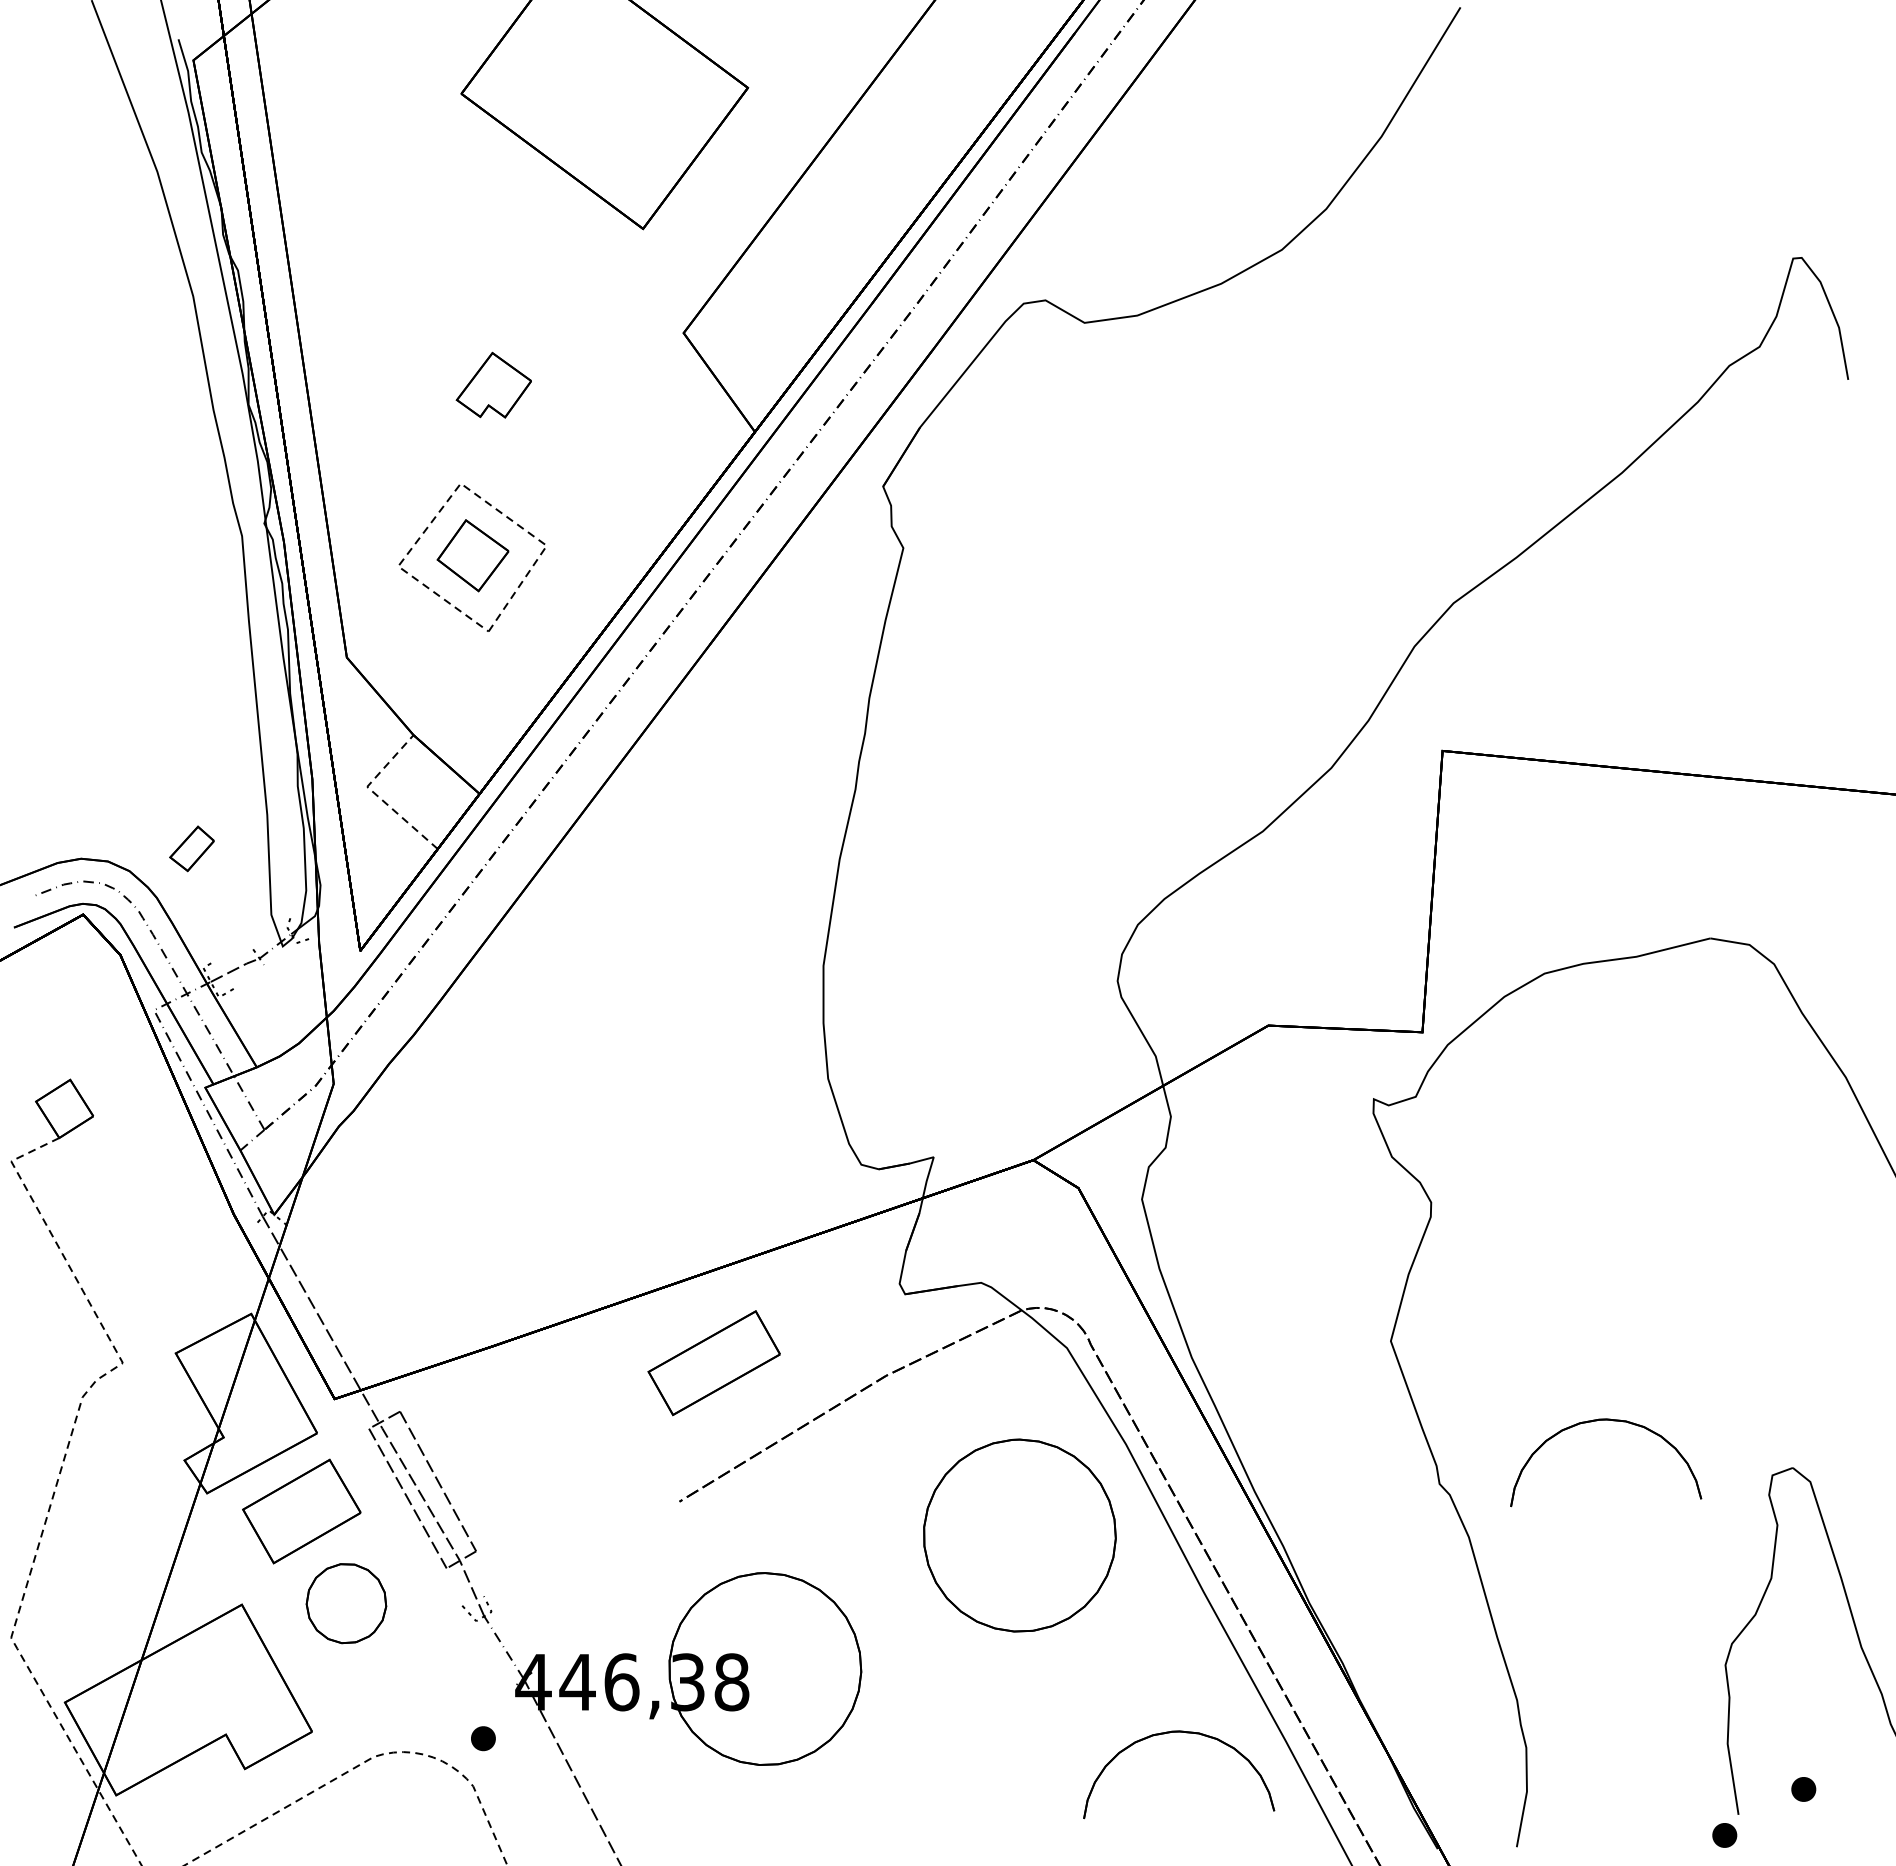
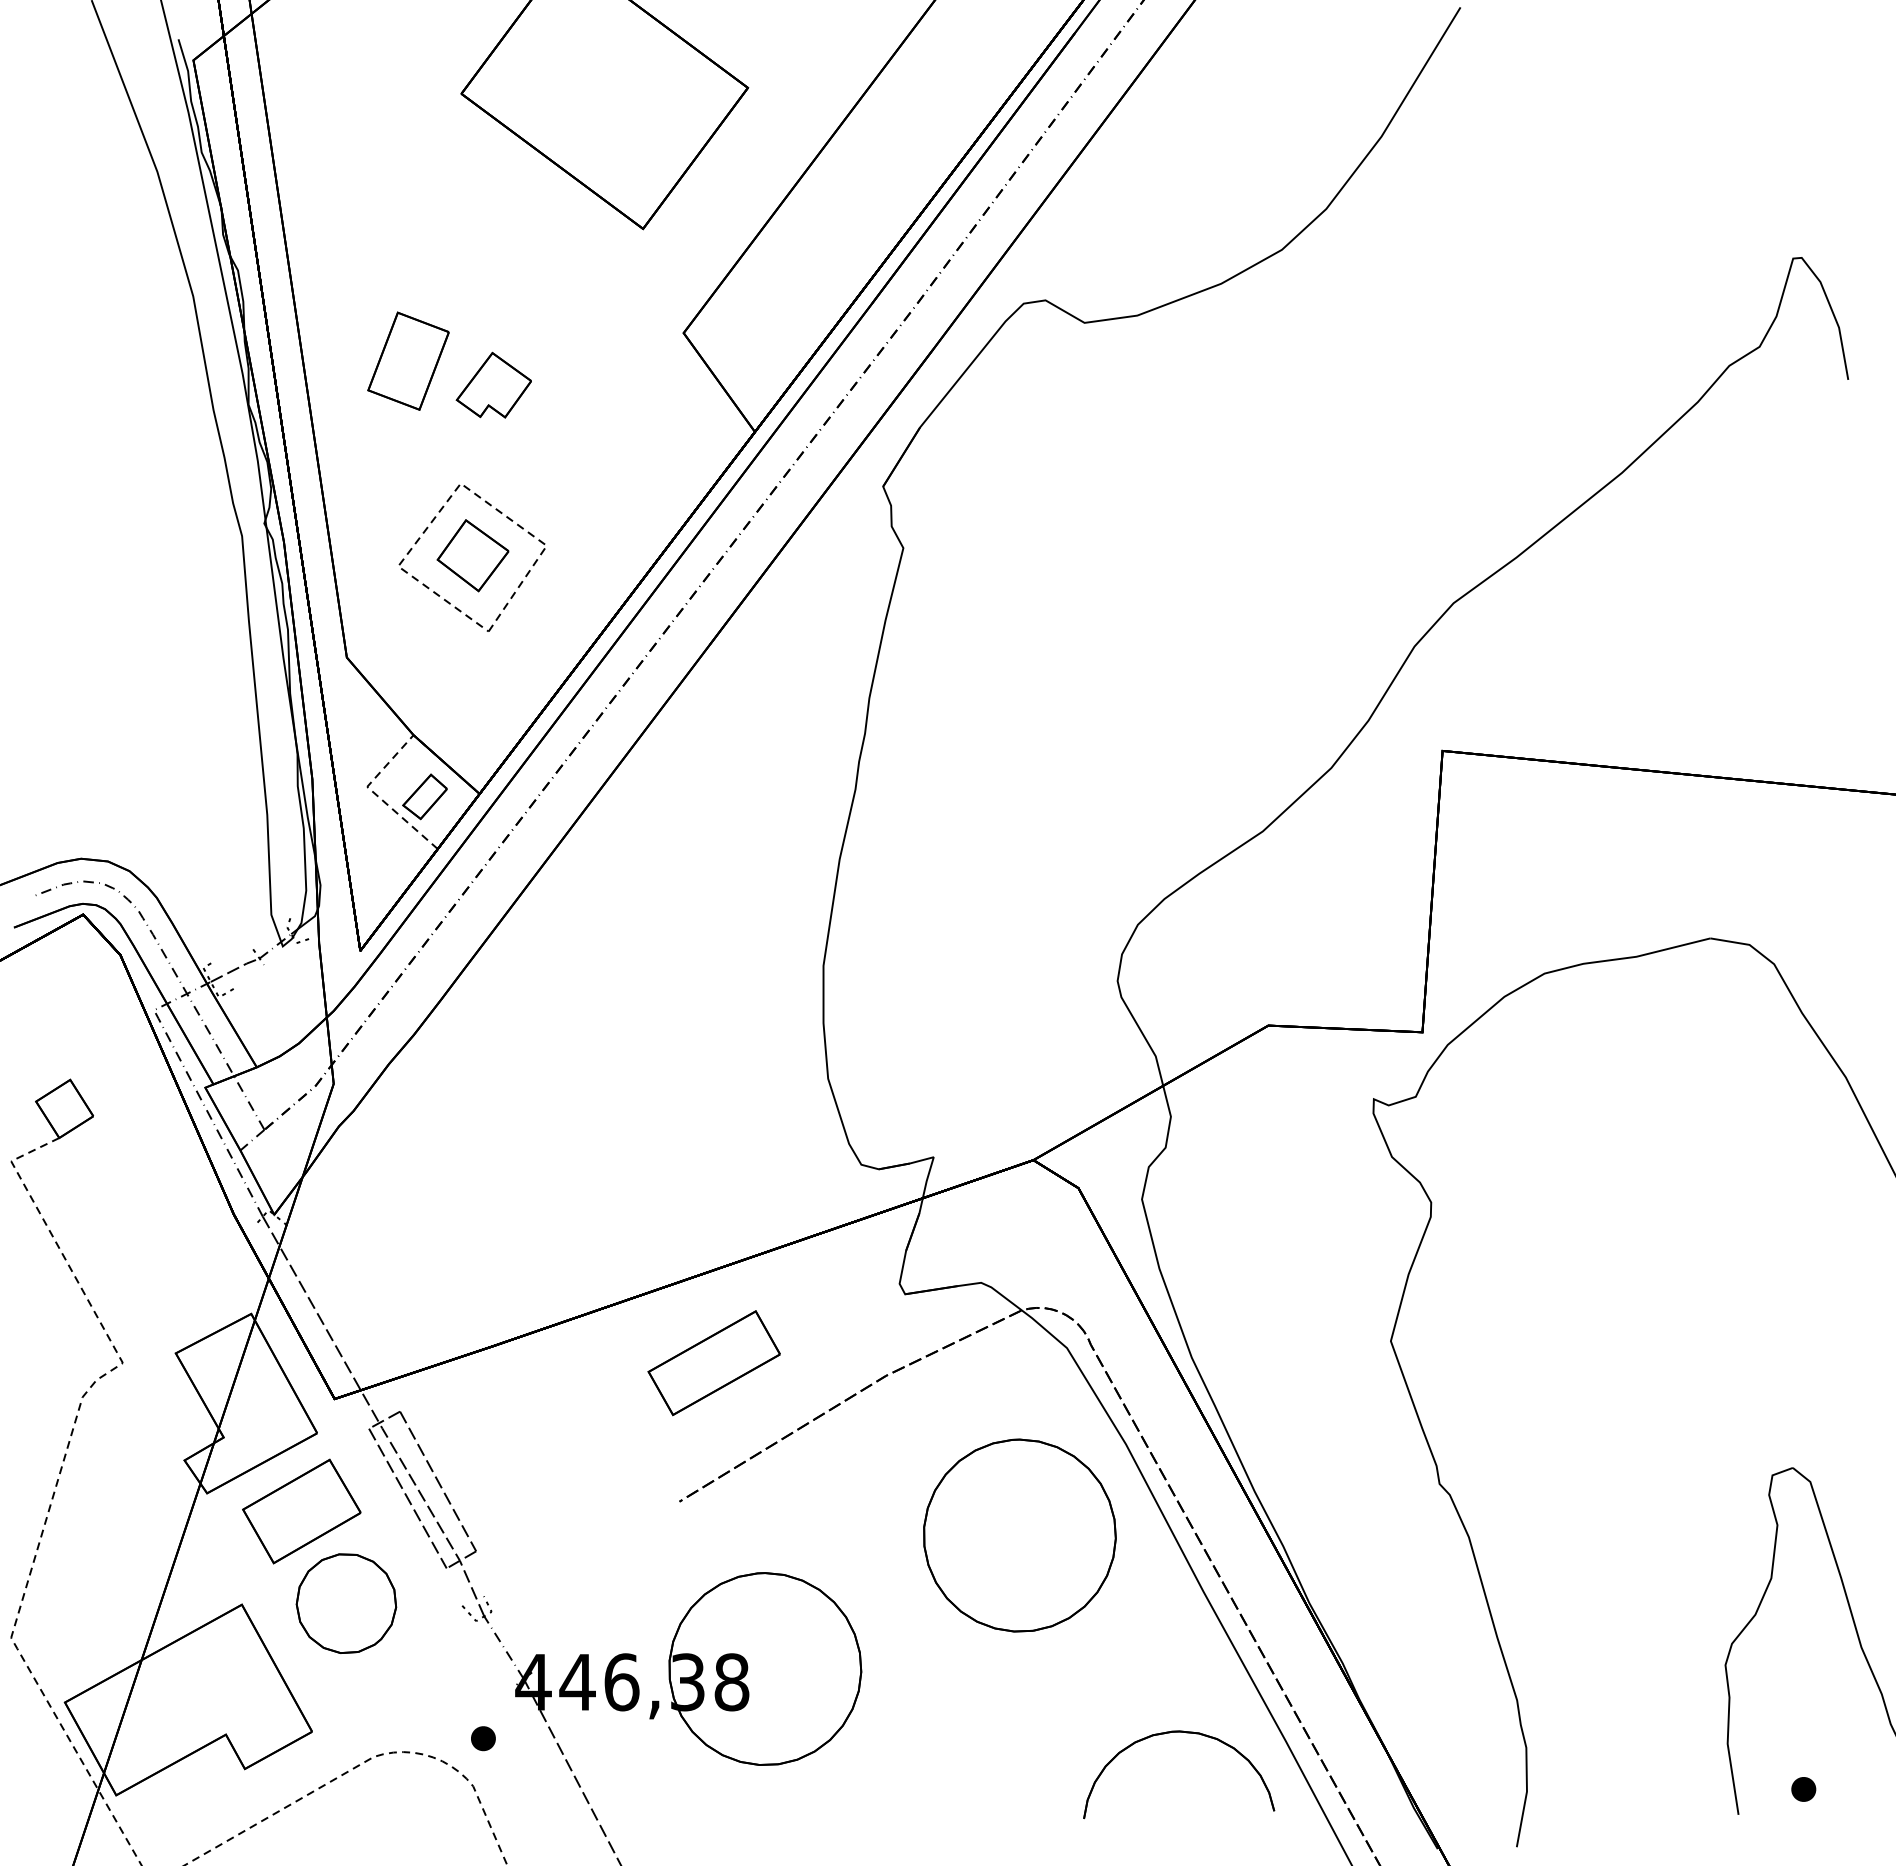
part: none -> present (408, 360)
part position: (191, 848) -> (424, 796) (424, 796)
part: present -> none (1613, 1421)
part size: 83x82 px -> 103x101 px (346, 1603)
part: present -> none (1724, 1835)
